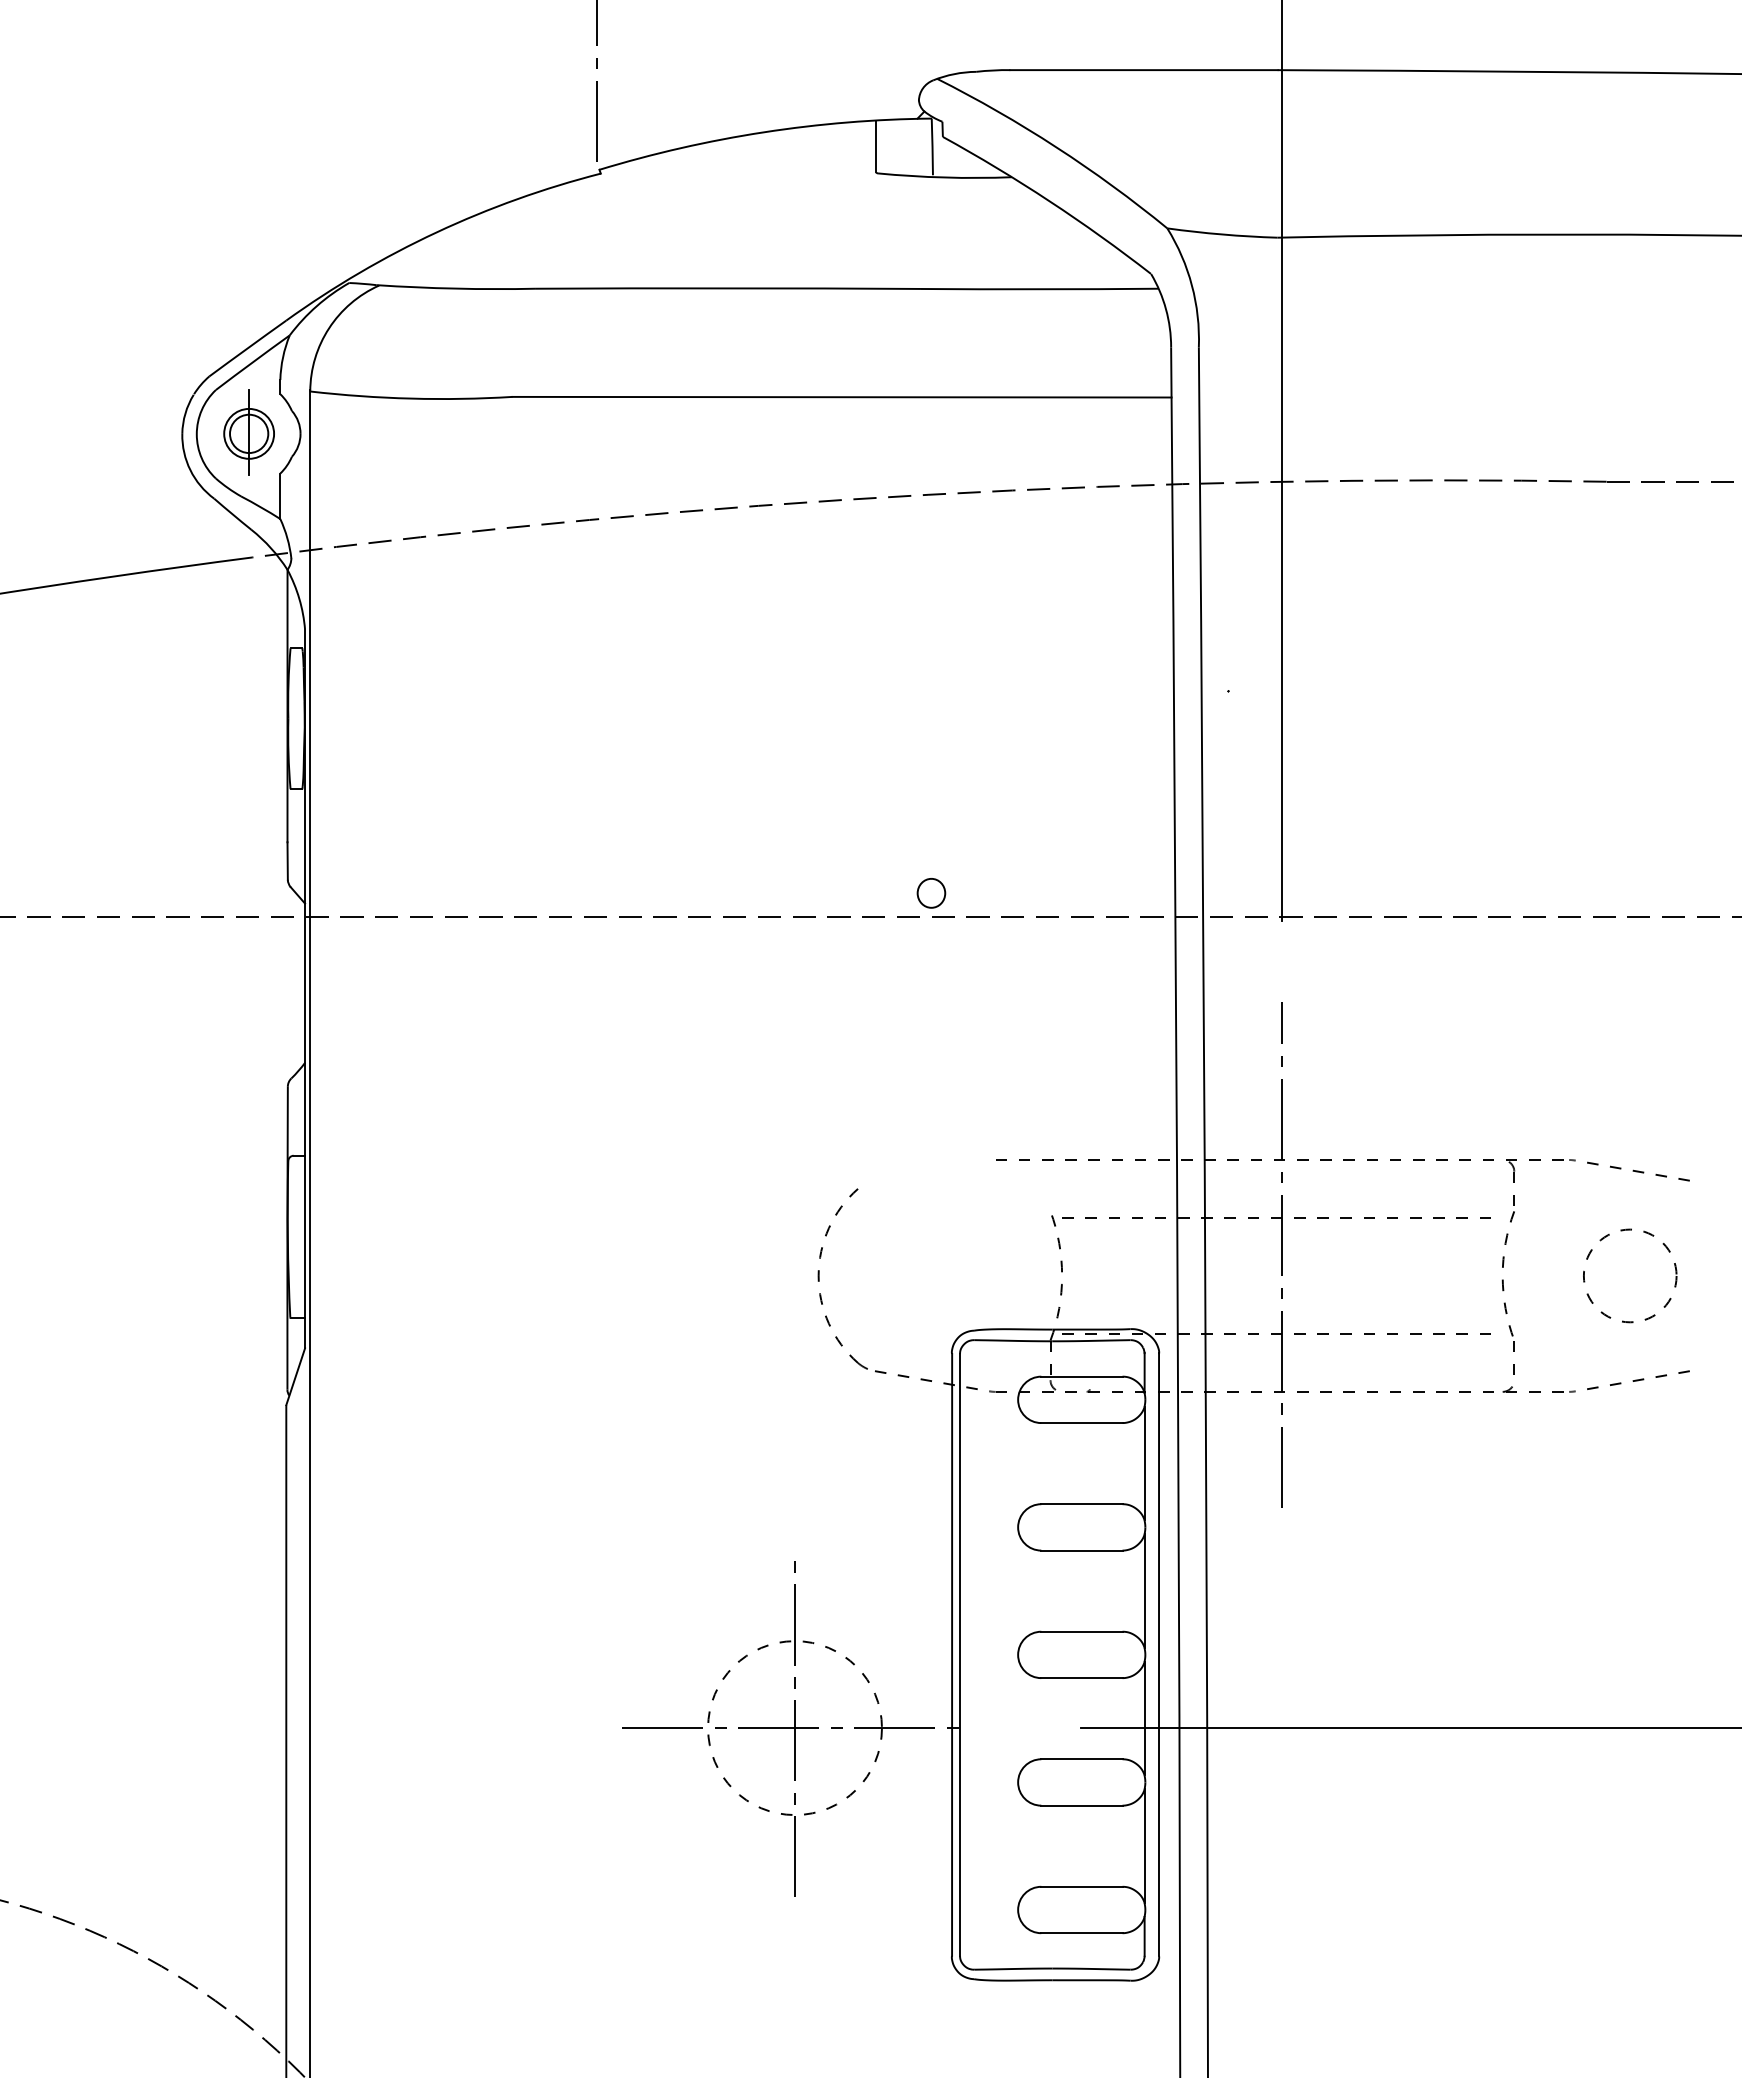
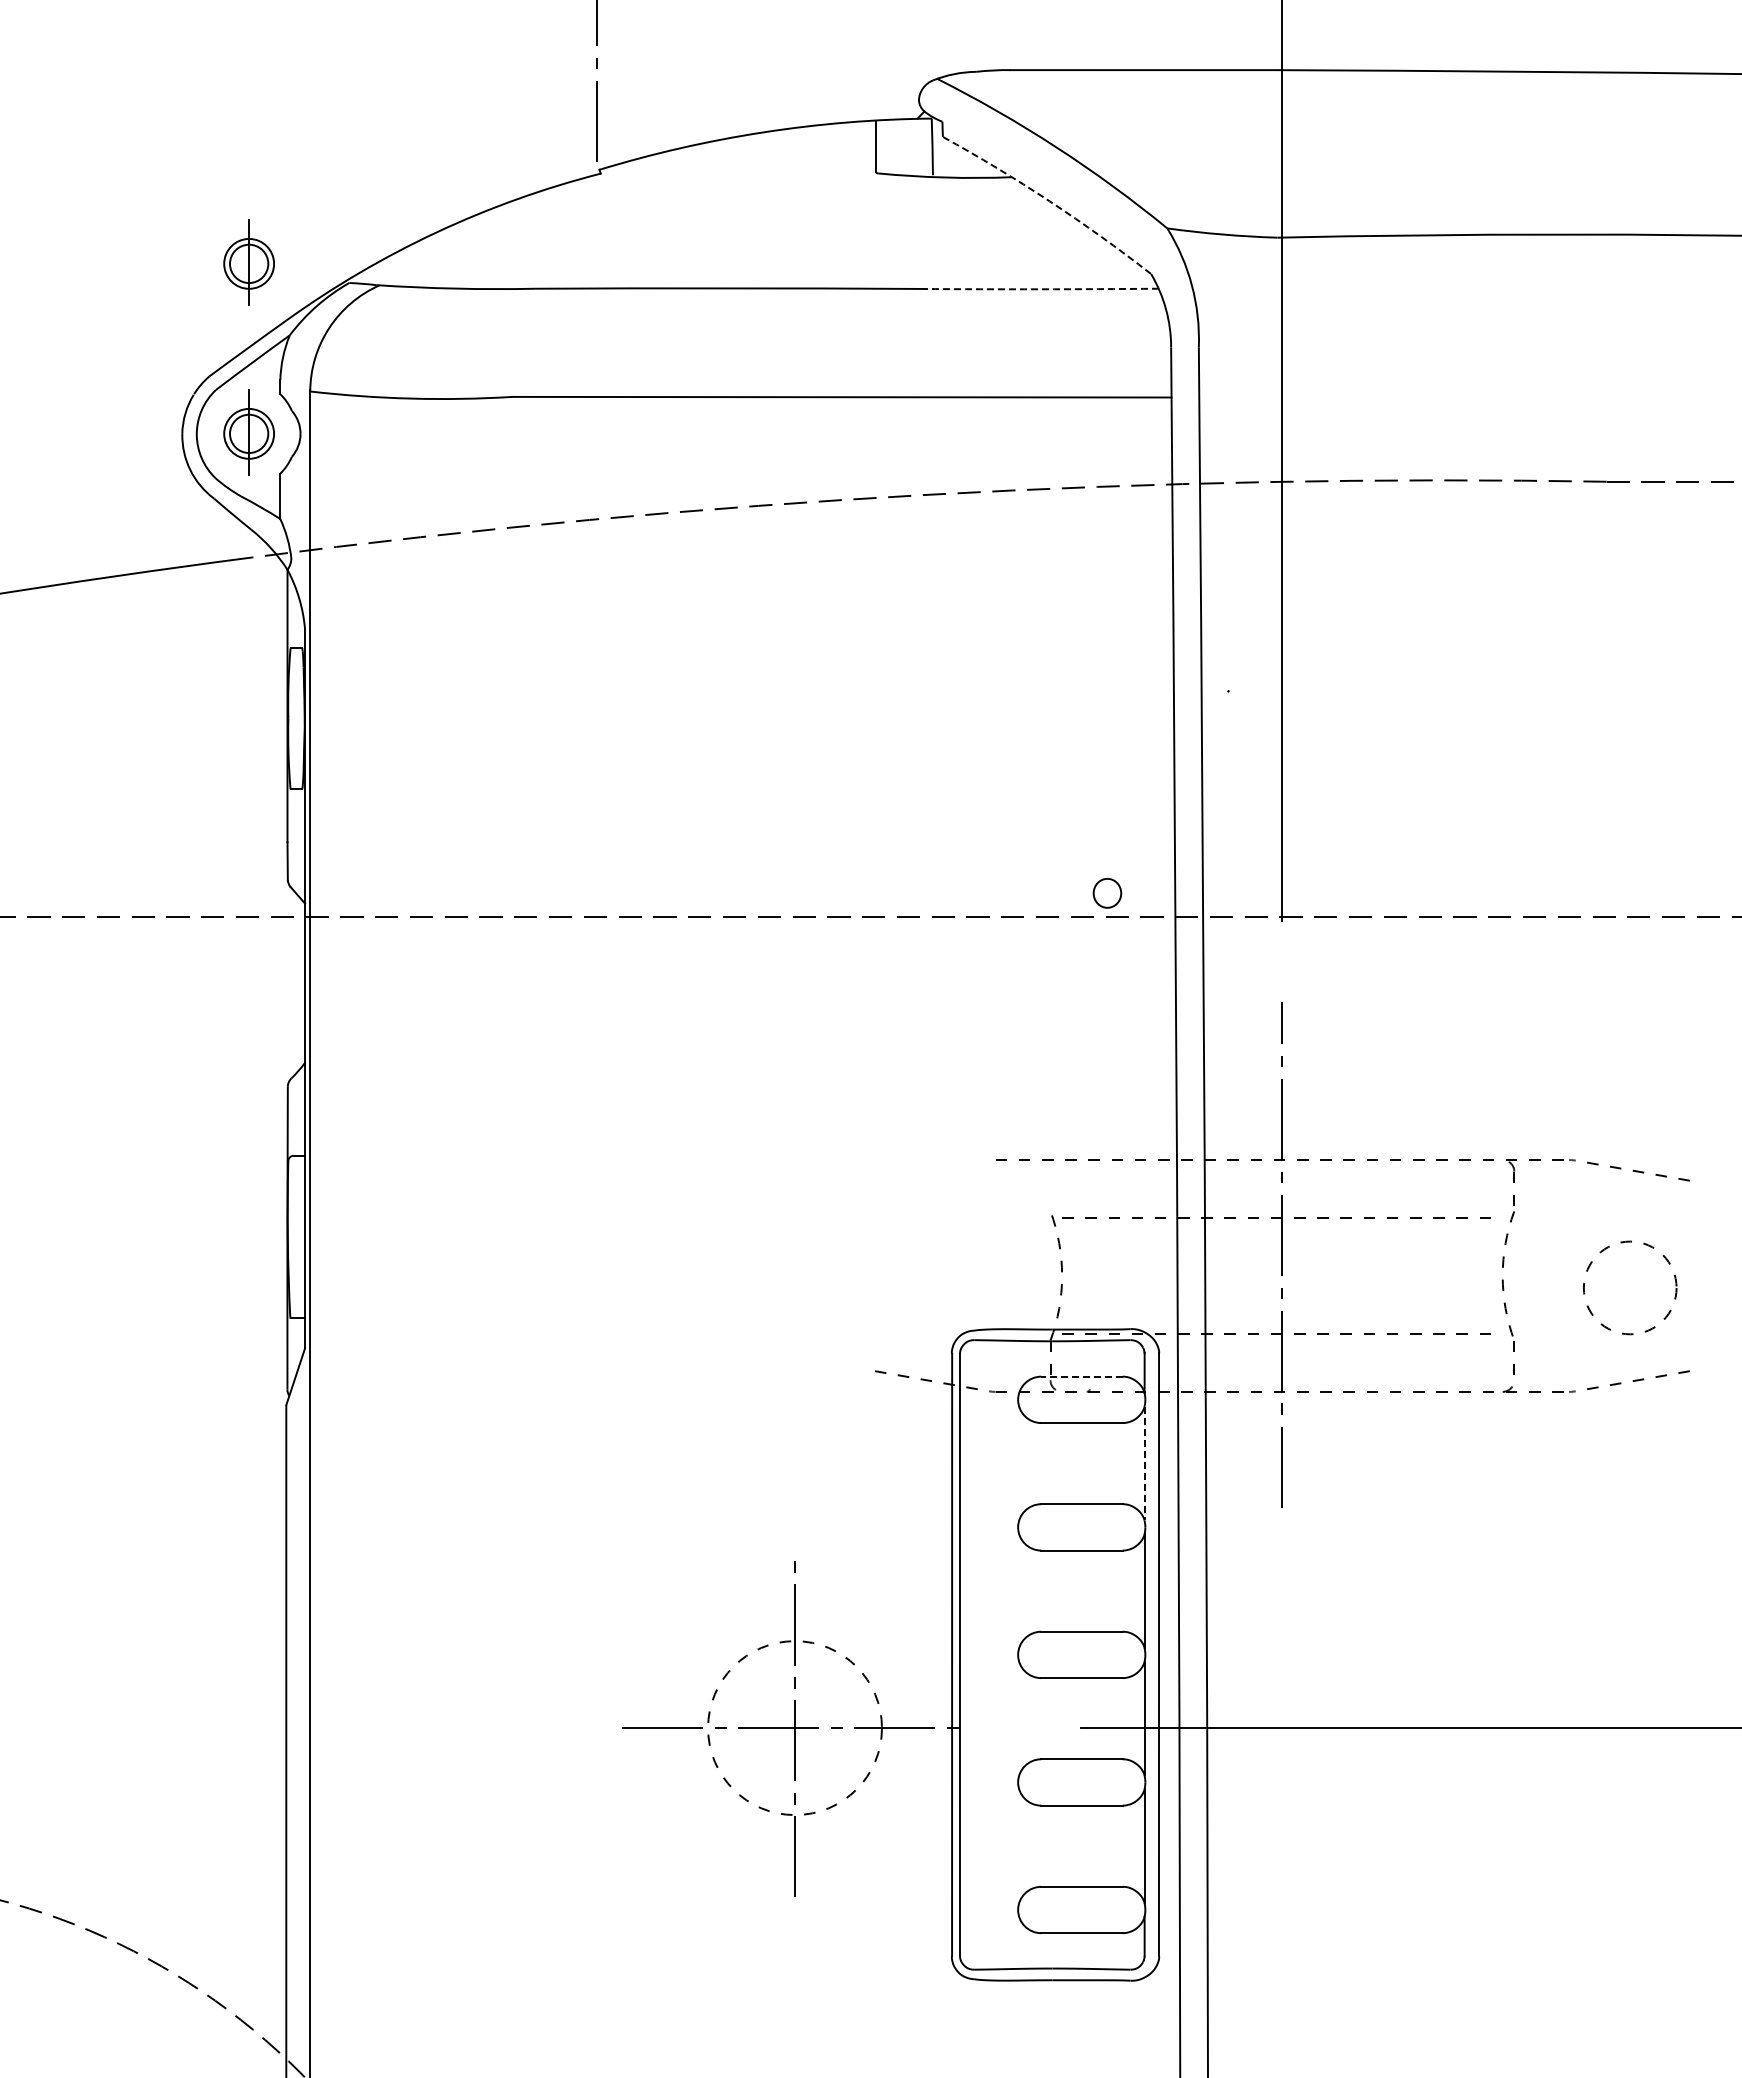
arc: solid -> dashed (1049, 201)
part: none -> present (248, 262)
arc: solid -> dashed (1039, 289)
part position: (931, 893) -> (1107, 893) (1107, 893)
circle position: (1630, 1275) -> (1630, 1287) (1630, 1287)
part: present -> none (819, 1278)
line: solid -> dashed (1081, 1376)
line: solid -> dashed (1144, 1463)
